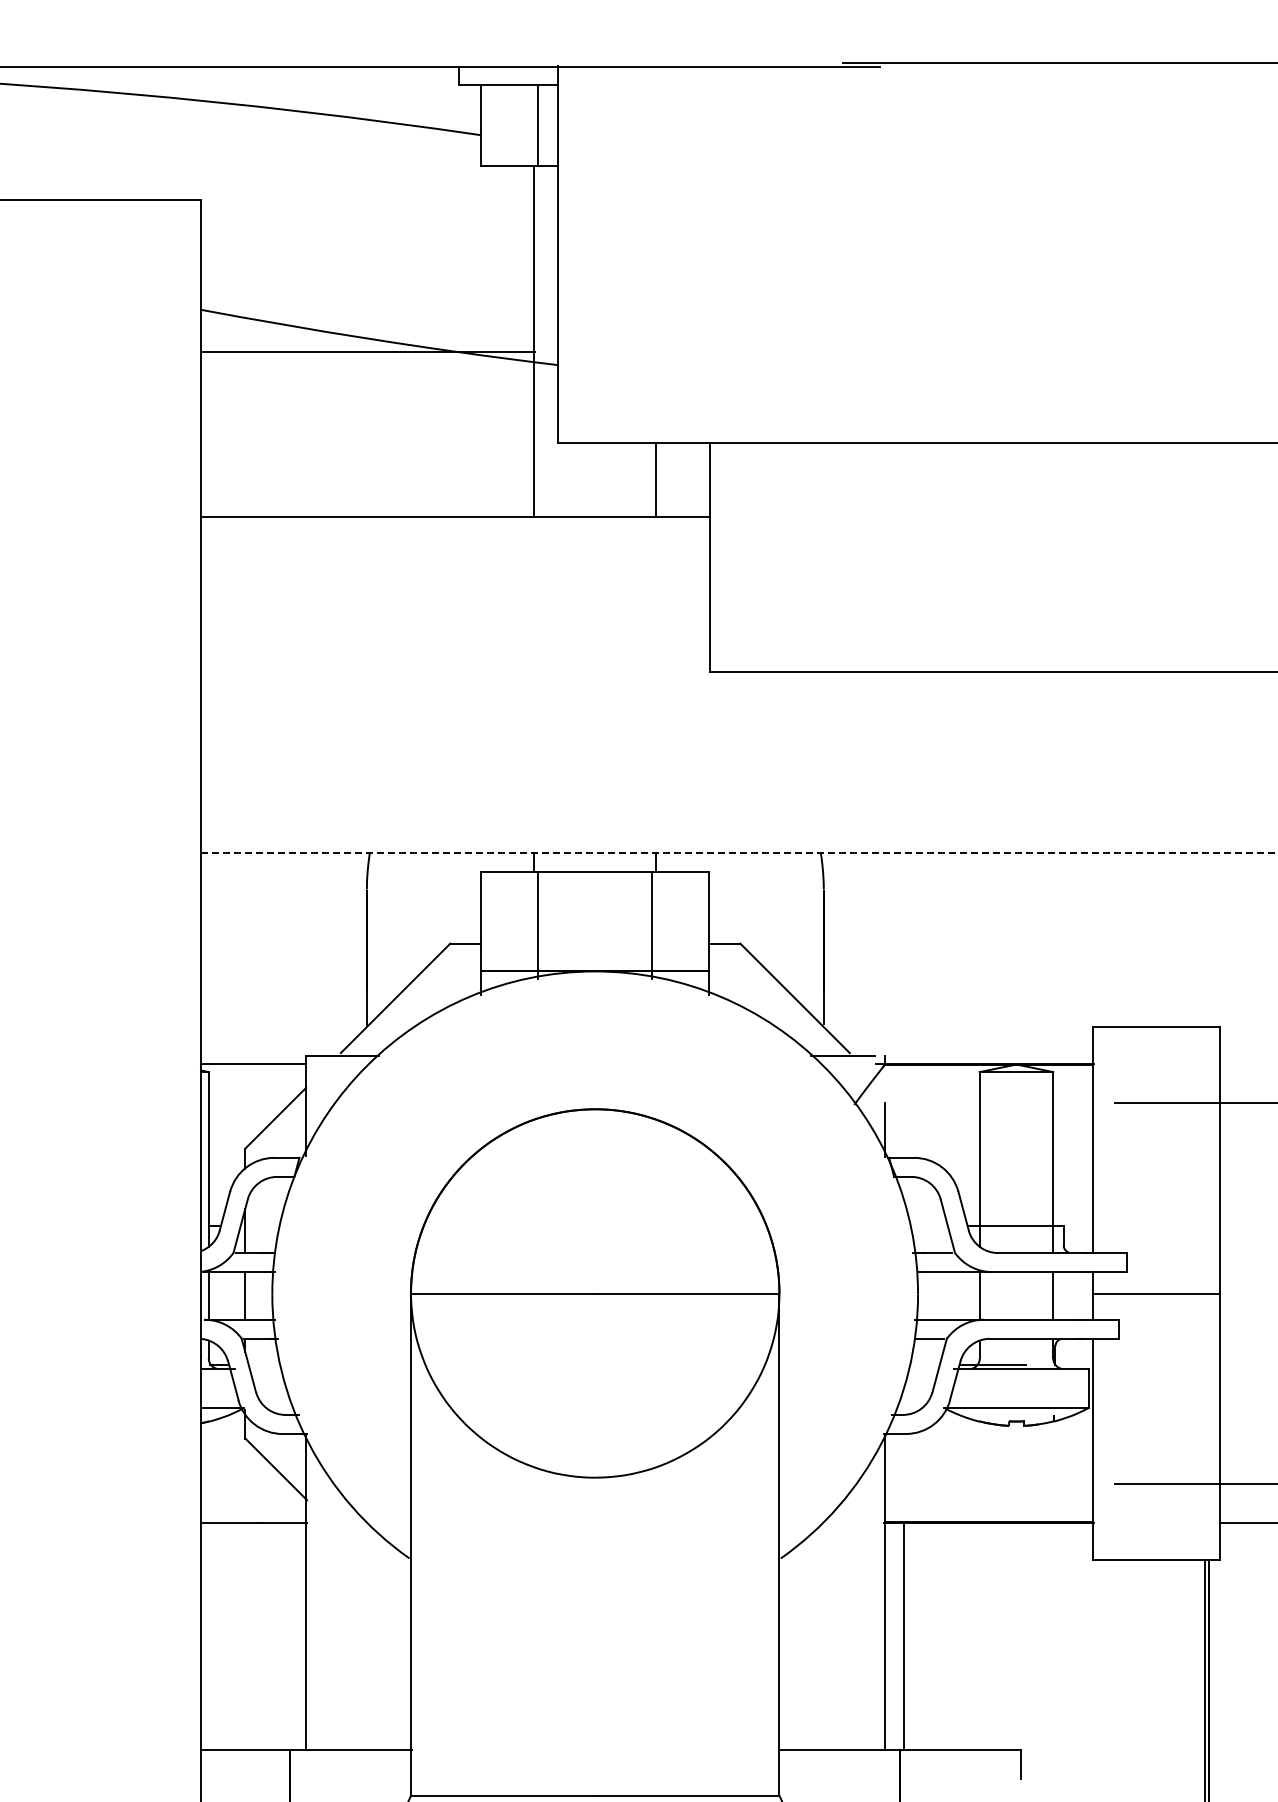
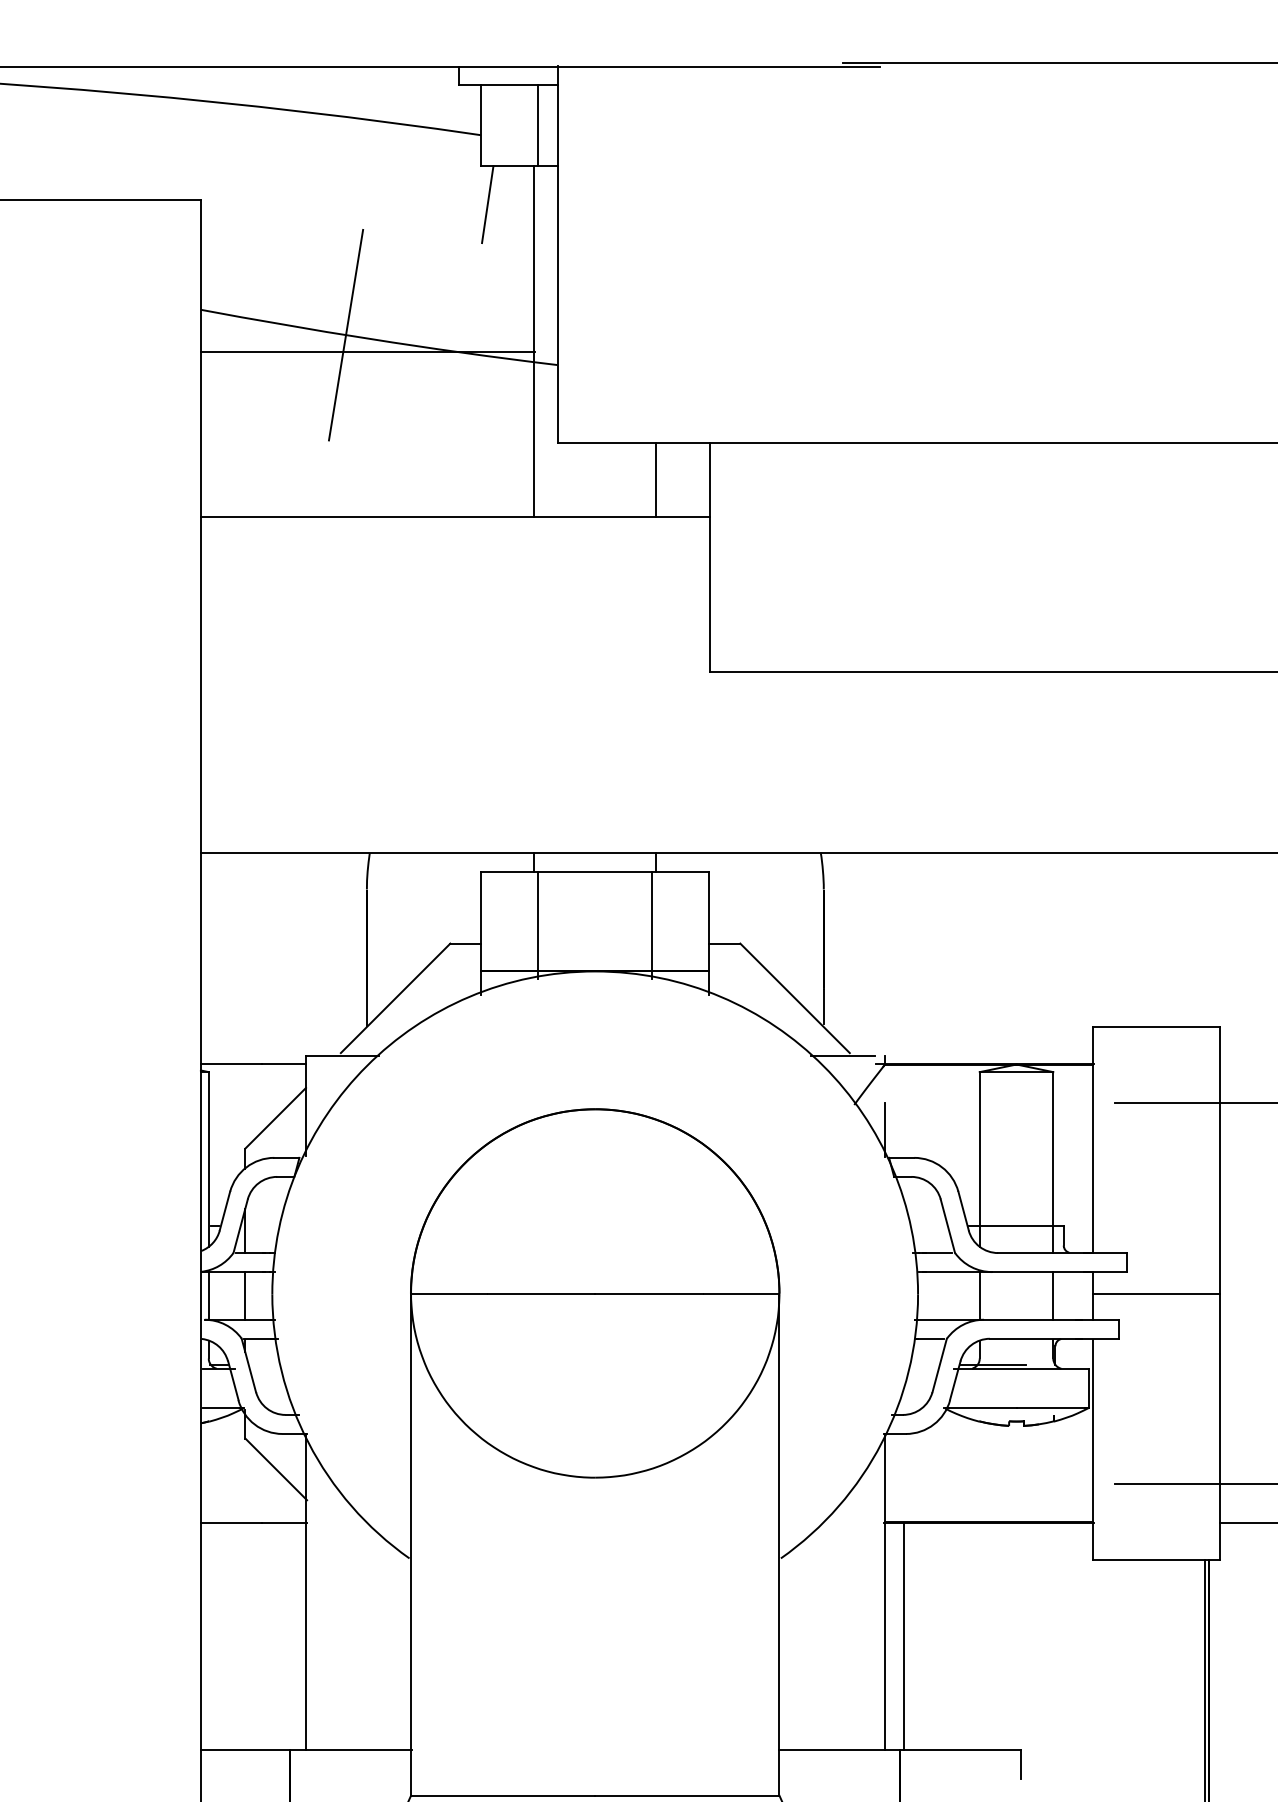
line: none -> present (487, 204)
line: none -> present (345, 334)
line: dashed -> solid (739, 852)
